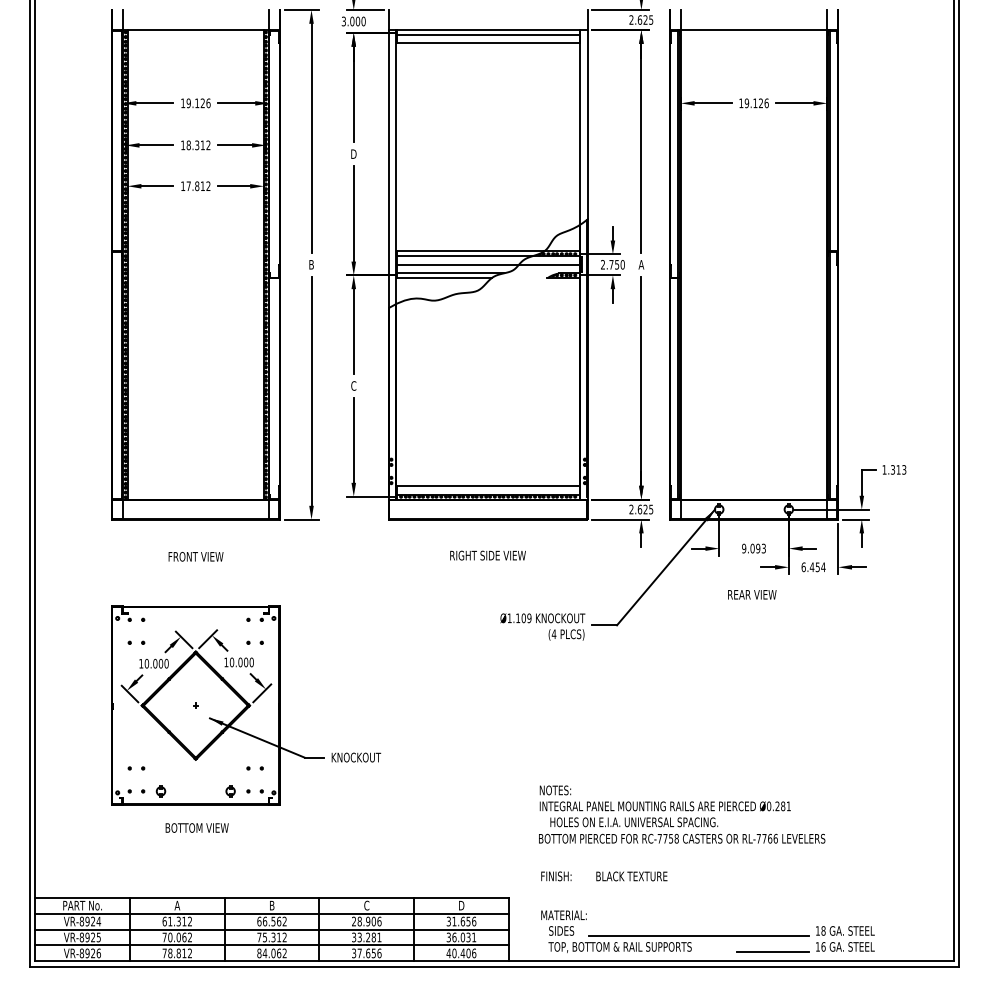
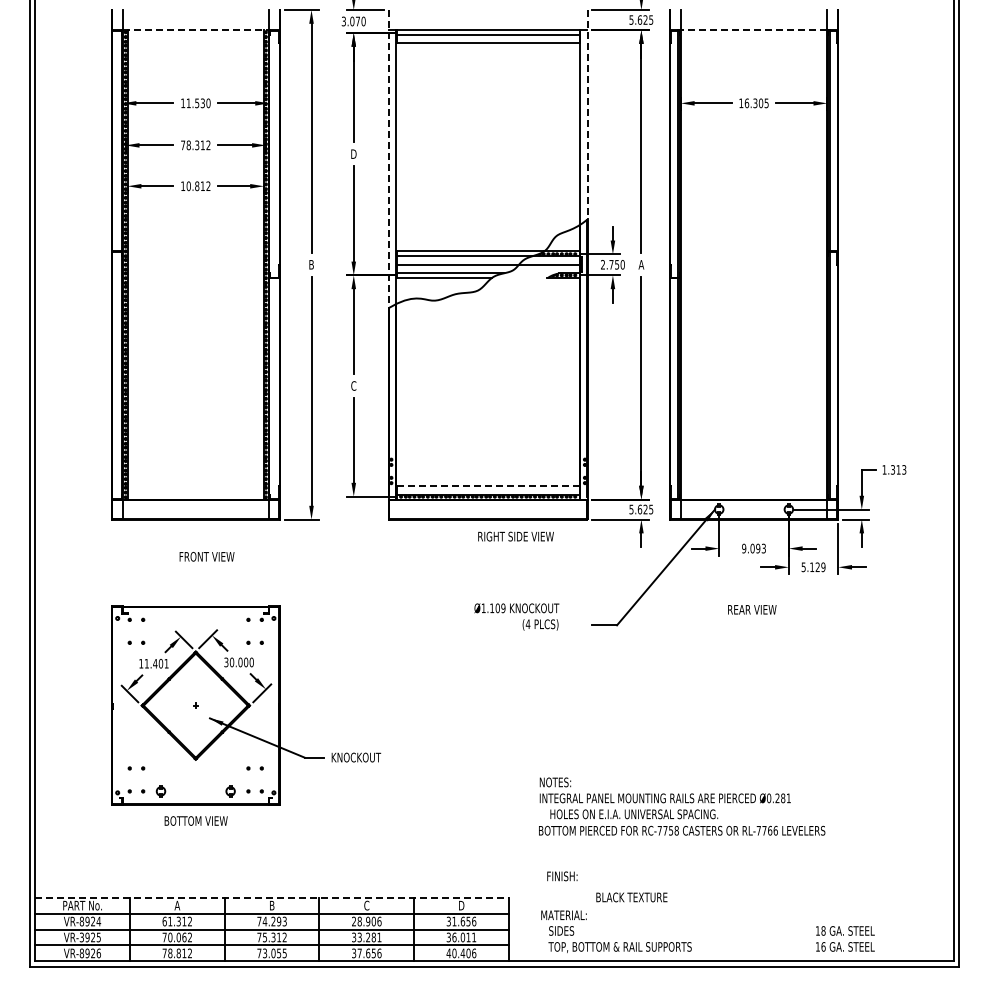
text: 2.625 -> 5.625 (631, 19)
text: 3.000 -> 3.070 (357, 21)
line: solid -> dashed (196, 30)
line: solid -> dashed (753, 30)
text: 19.126 -> 11.530 (198, 103)
text: 19.126 -> 16.305 (756, 103)
line: solid -> dashed (587, 114)
text: 18.312 -> 78.312 (183, 145)
line: solid -> dashed (388, 159)
text: 17.812 -> 10.812 (188, 186)
line: solid -> dashed (488, 486)
text: 2.625 -> 5.625 (631, 509)
text position: (487, 555) -> (515, 536) (515, 536)
text position: (195, 556) -> (206, 556) (206, 556)
text: 6.454 -> 5.129 (813, 567)
text position: (752, 594) -> (752, 609) (752, 609)
text position: (542, 626) -> (516, 616) (516, 616)
text: 10.000 -> 30.000 (226, 662)
text: 10.000 -> 11.401 (156, 663)
text position: (682, 814) -> (682, 806) (682, 806)
text position: (196, 827) -> (195, 820) (195, 820)
text position: (556, 876) -> (562, 876) (562, 876)
text position: (631, 876) -> (631, 897) (631, 897)
line: solid -> dashed (272, 897)
text: 66.562 -> 74.293 (271, 921)
line: present -> none (698, 935)
text: VR-8925 -> VR-3925 (81, 937)
text: 36.031 -> 36.011 (468, 937)
line: present -> none (773, 951)
text: 84.062 -> 73.055 (271, 953)
